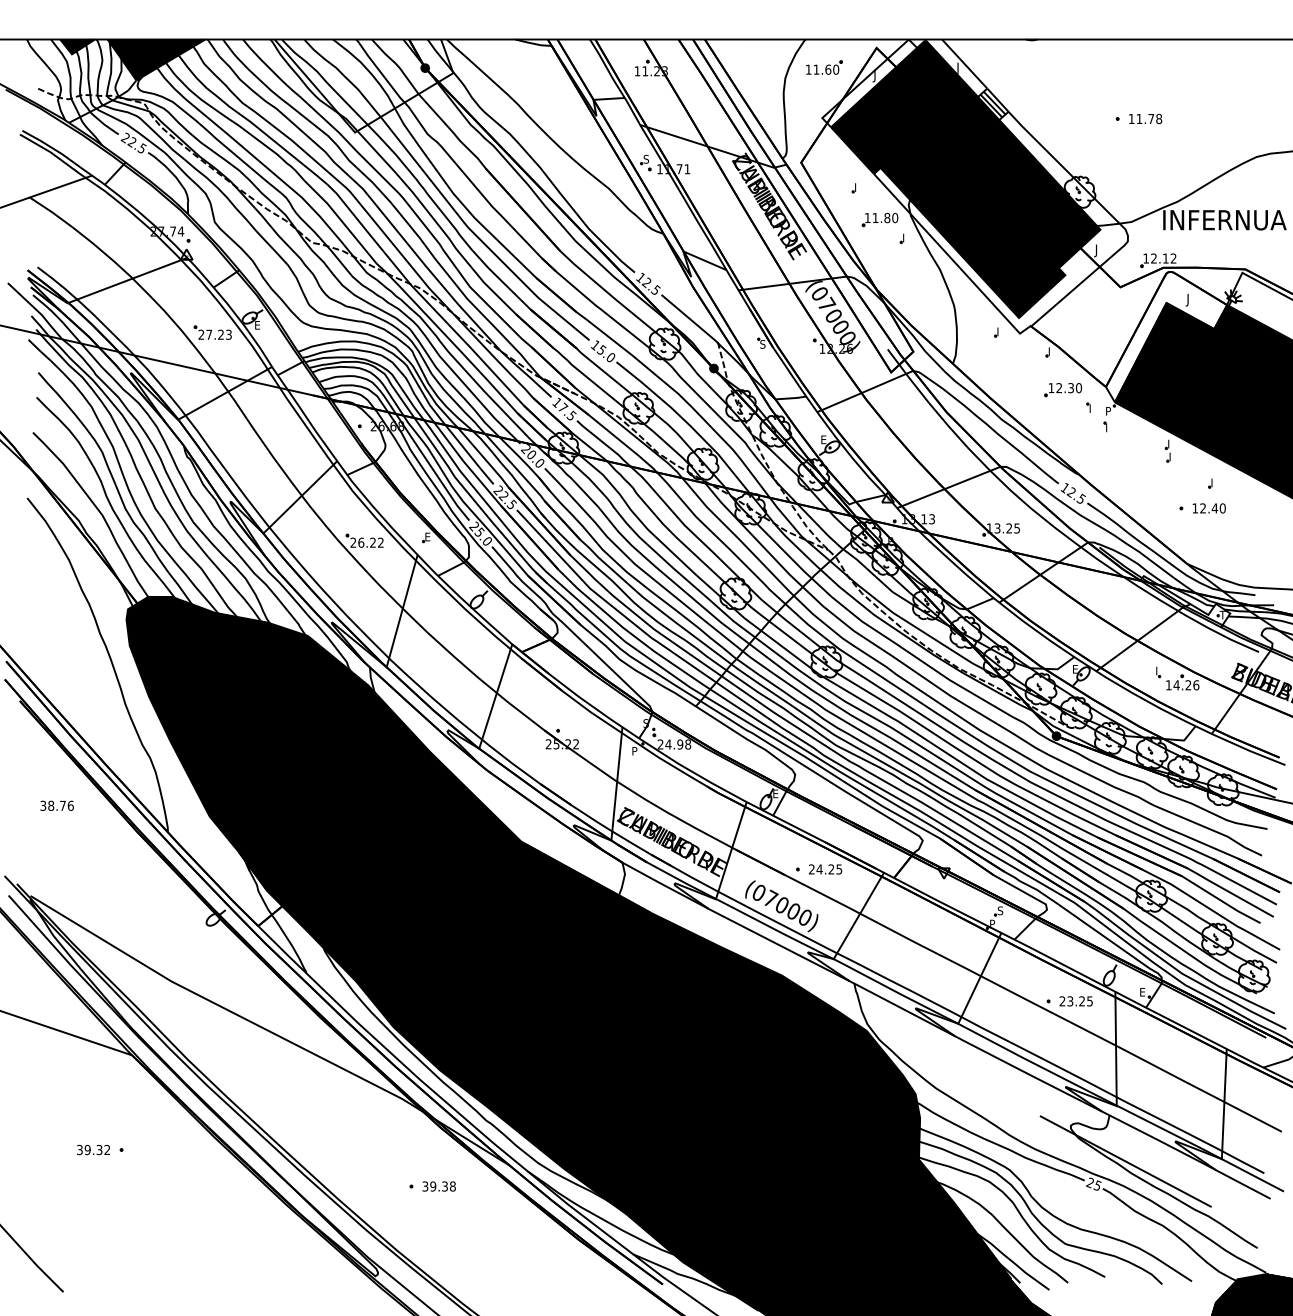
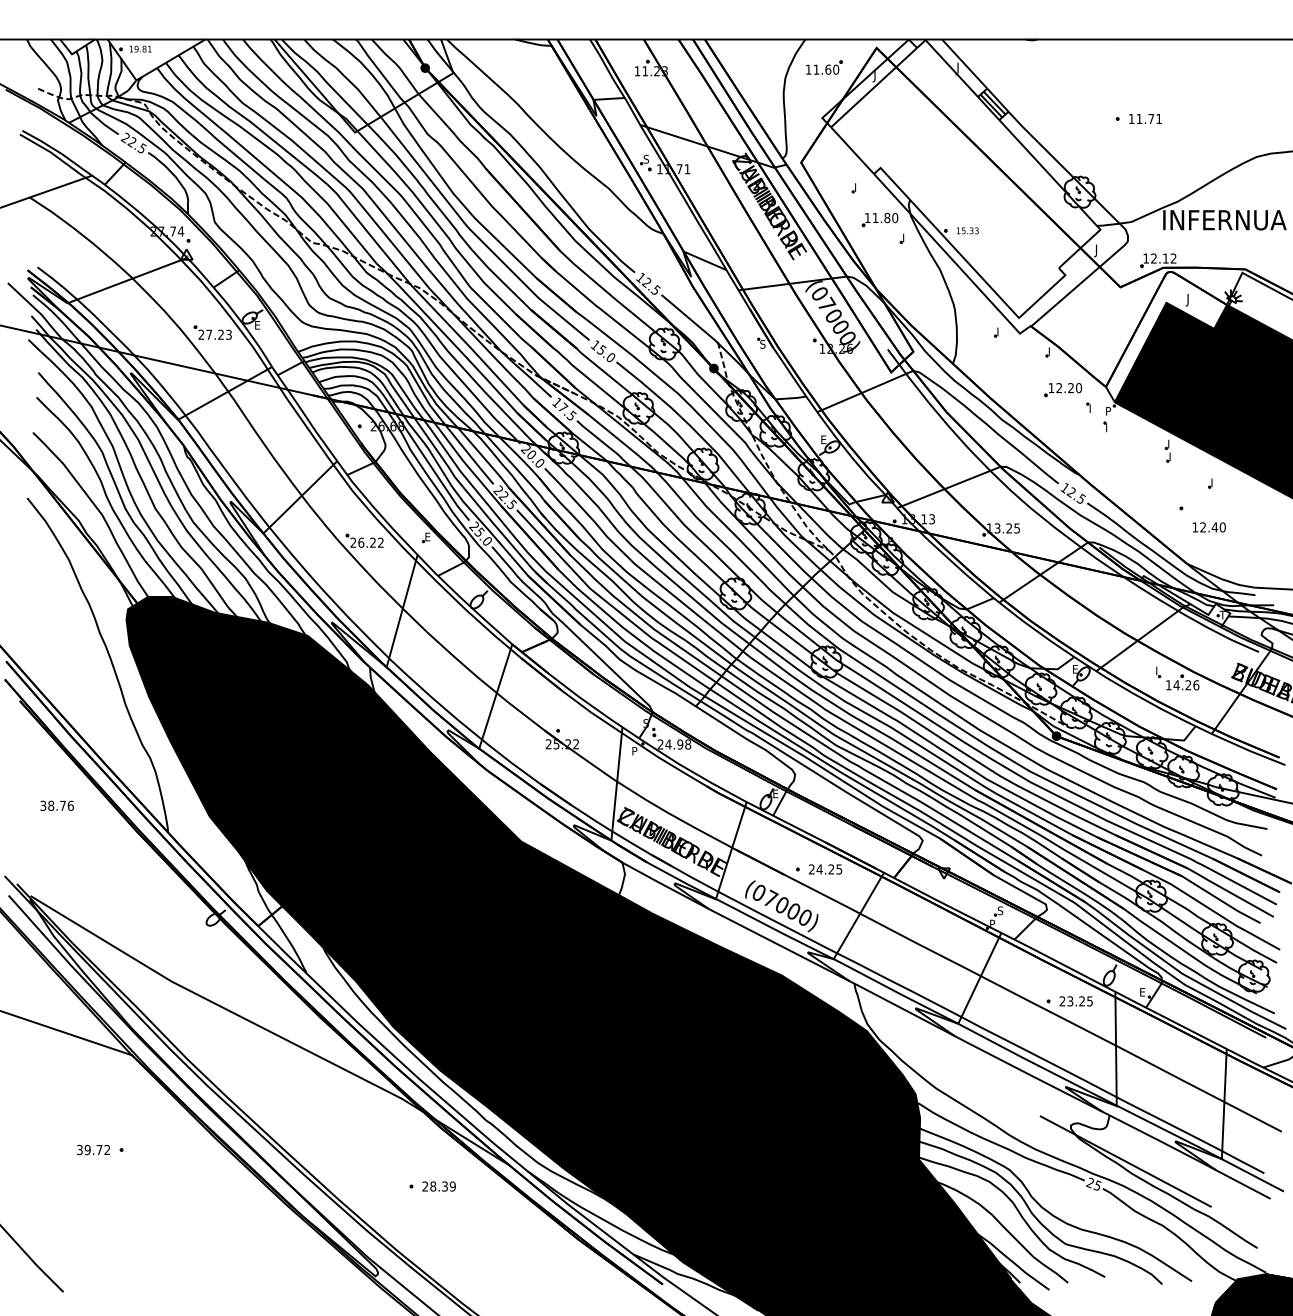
fill: present -> none (77, 46)
fill: present -> none (156, 59)
text: 11.78 -> 11.71 (1159, 118)
fill: present -> none (965, 179)
text: 12.30 -> 12.20 (1070, 388)
text position: (1208, 508) -> (1208, 527) (1208, 527)
text: 39.32 -> 39.72 (99, 1149)
text: 39.38 -> 28.39 (438, 1186)
